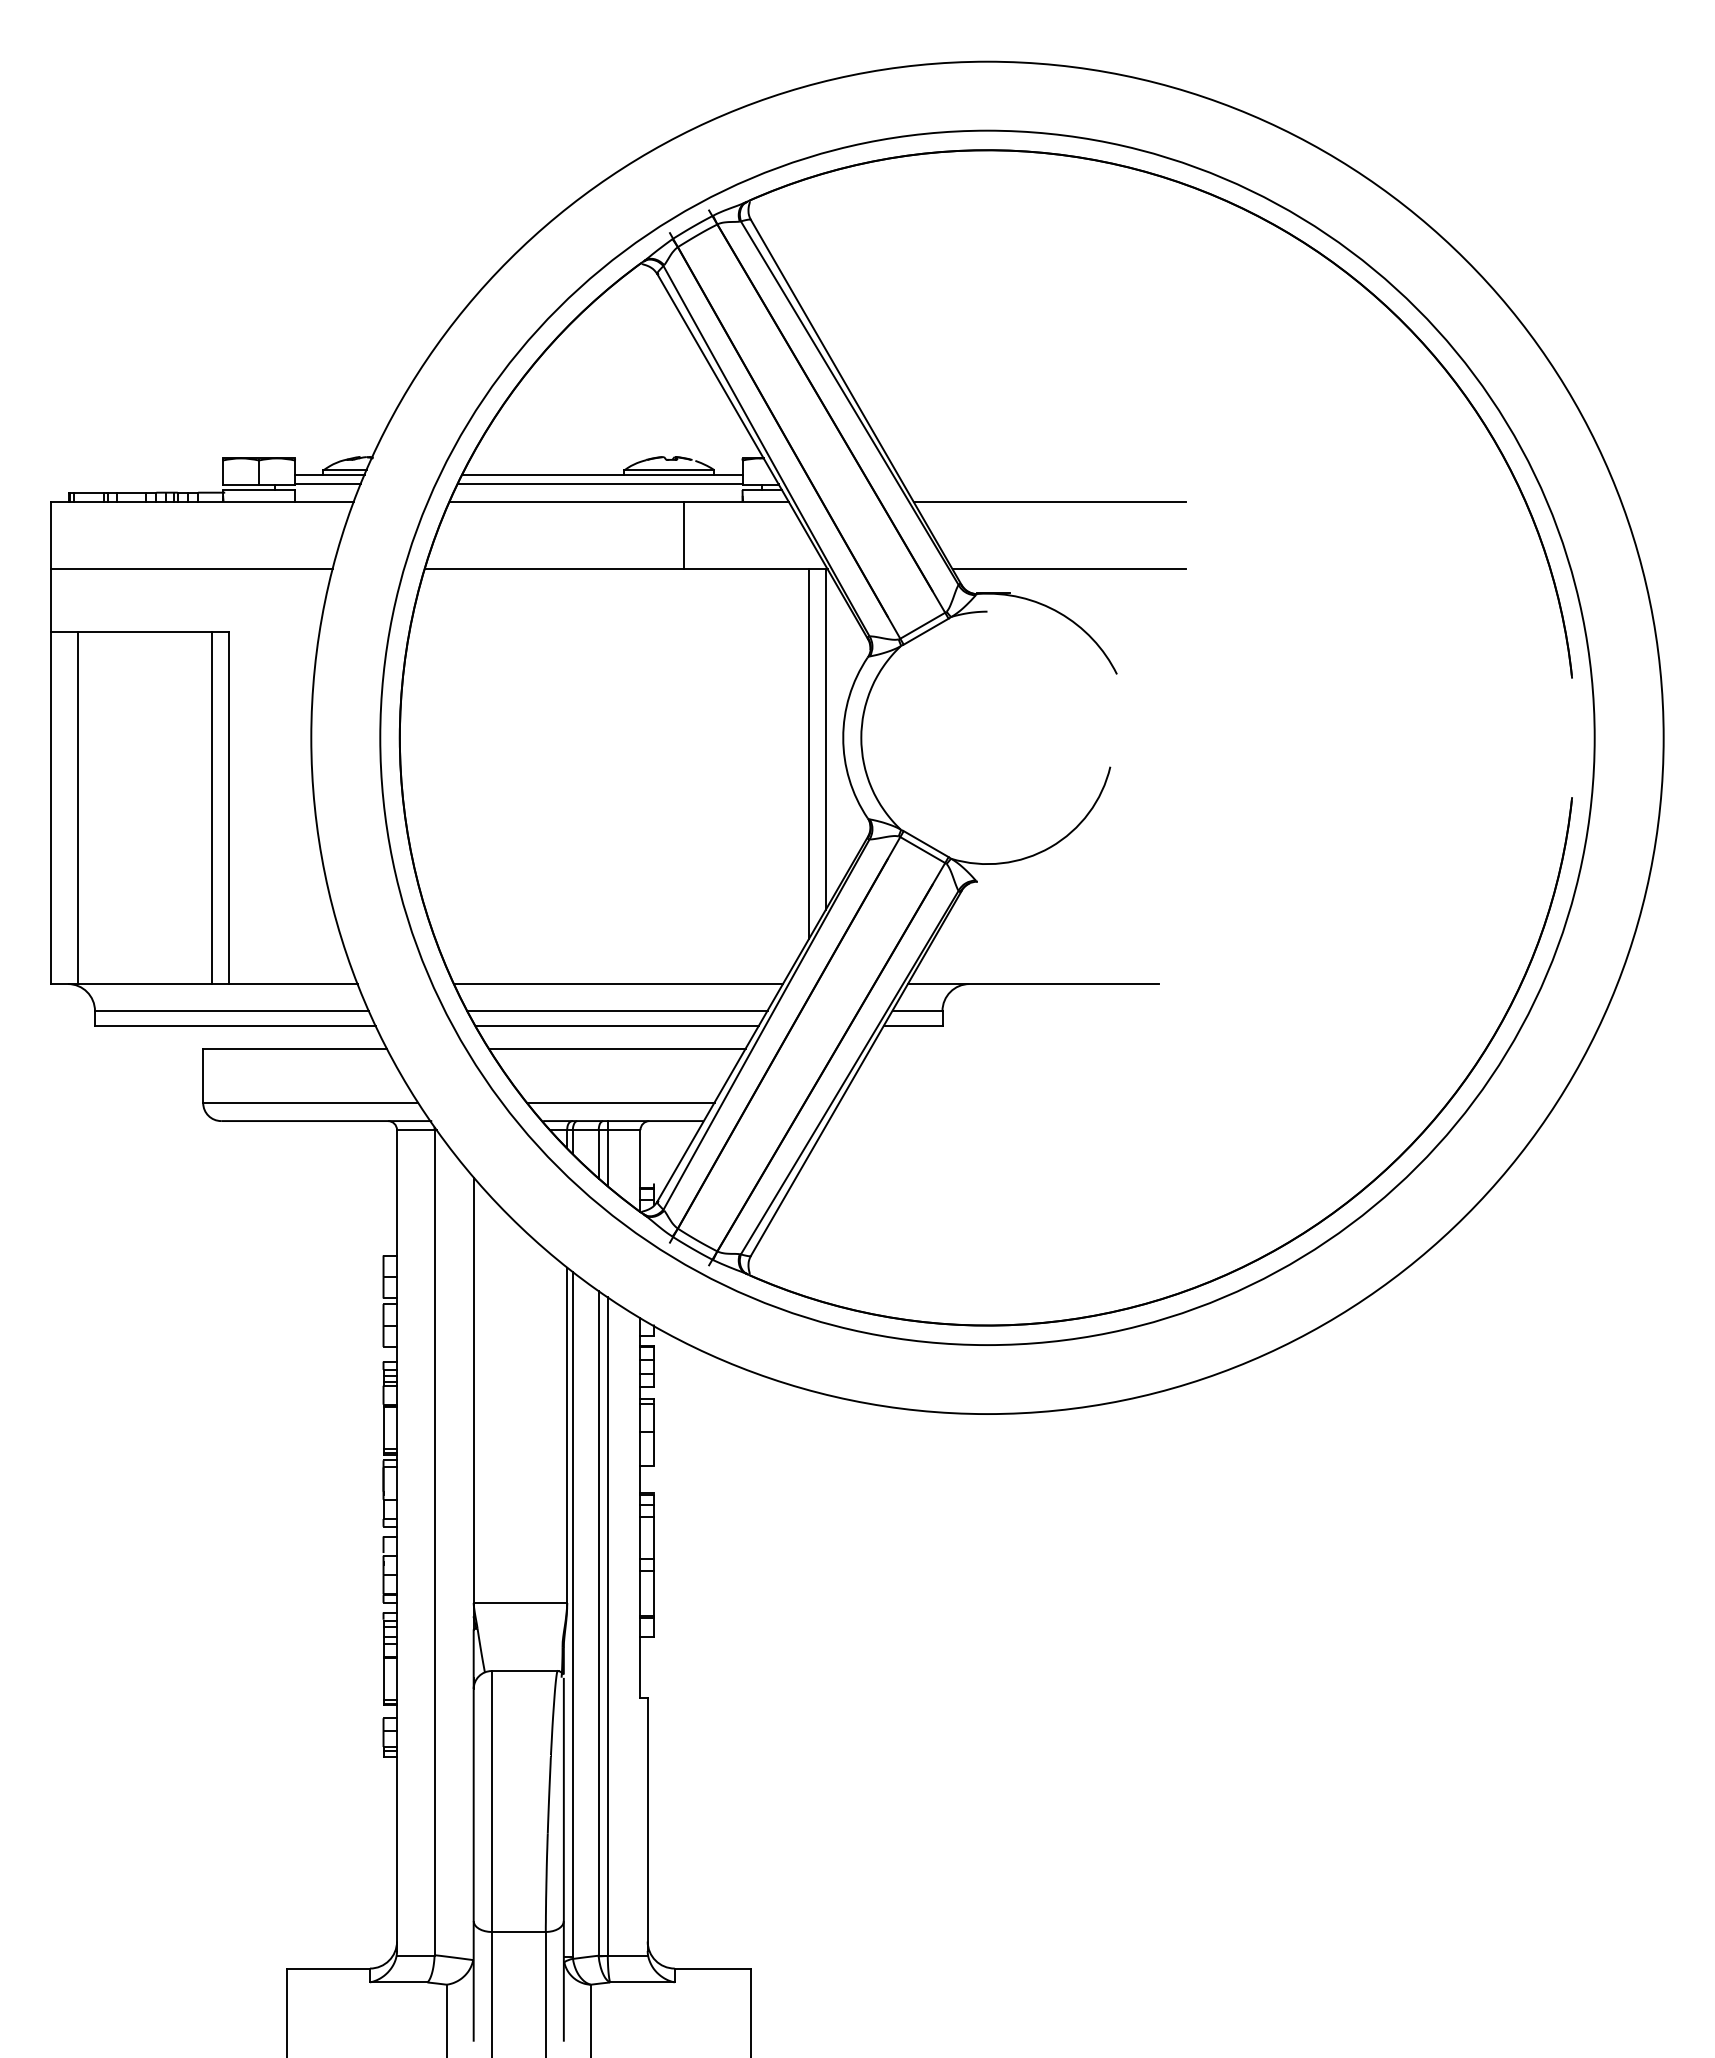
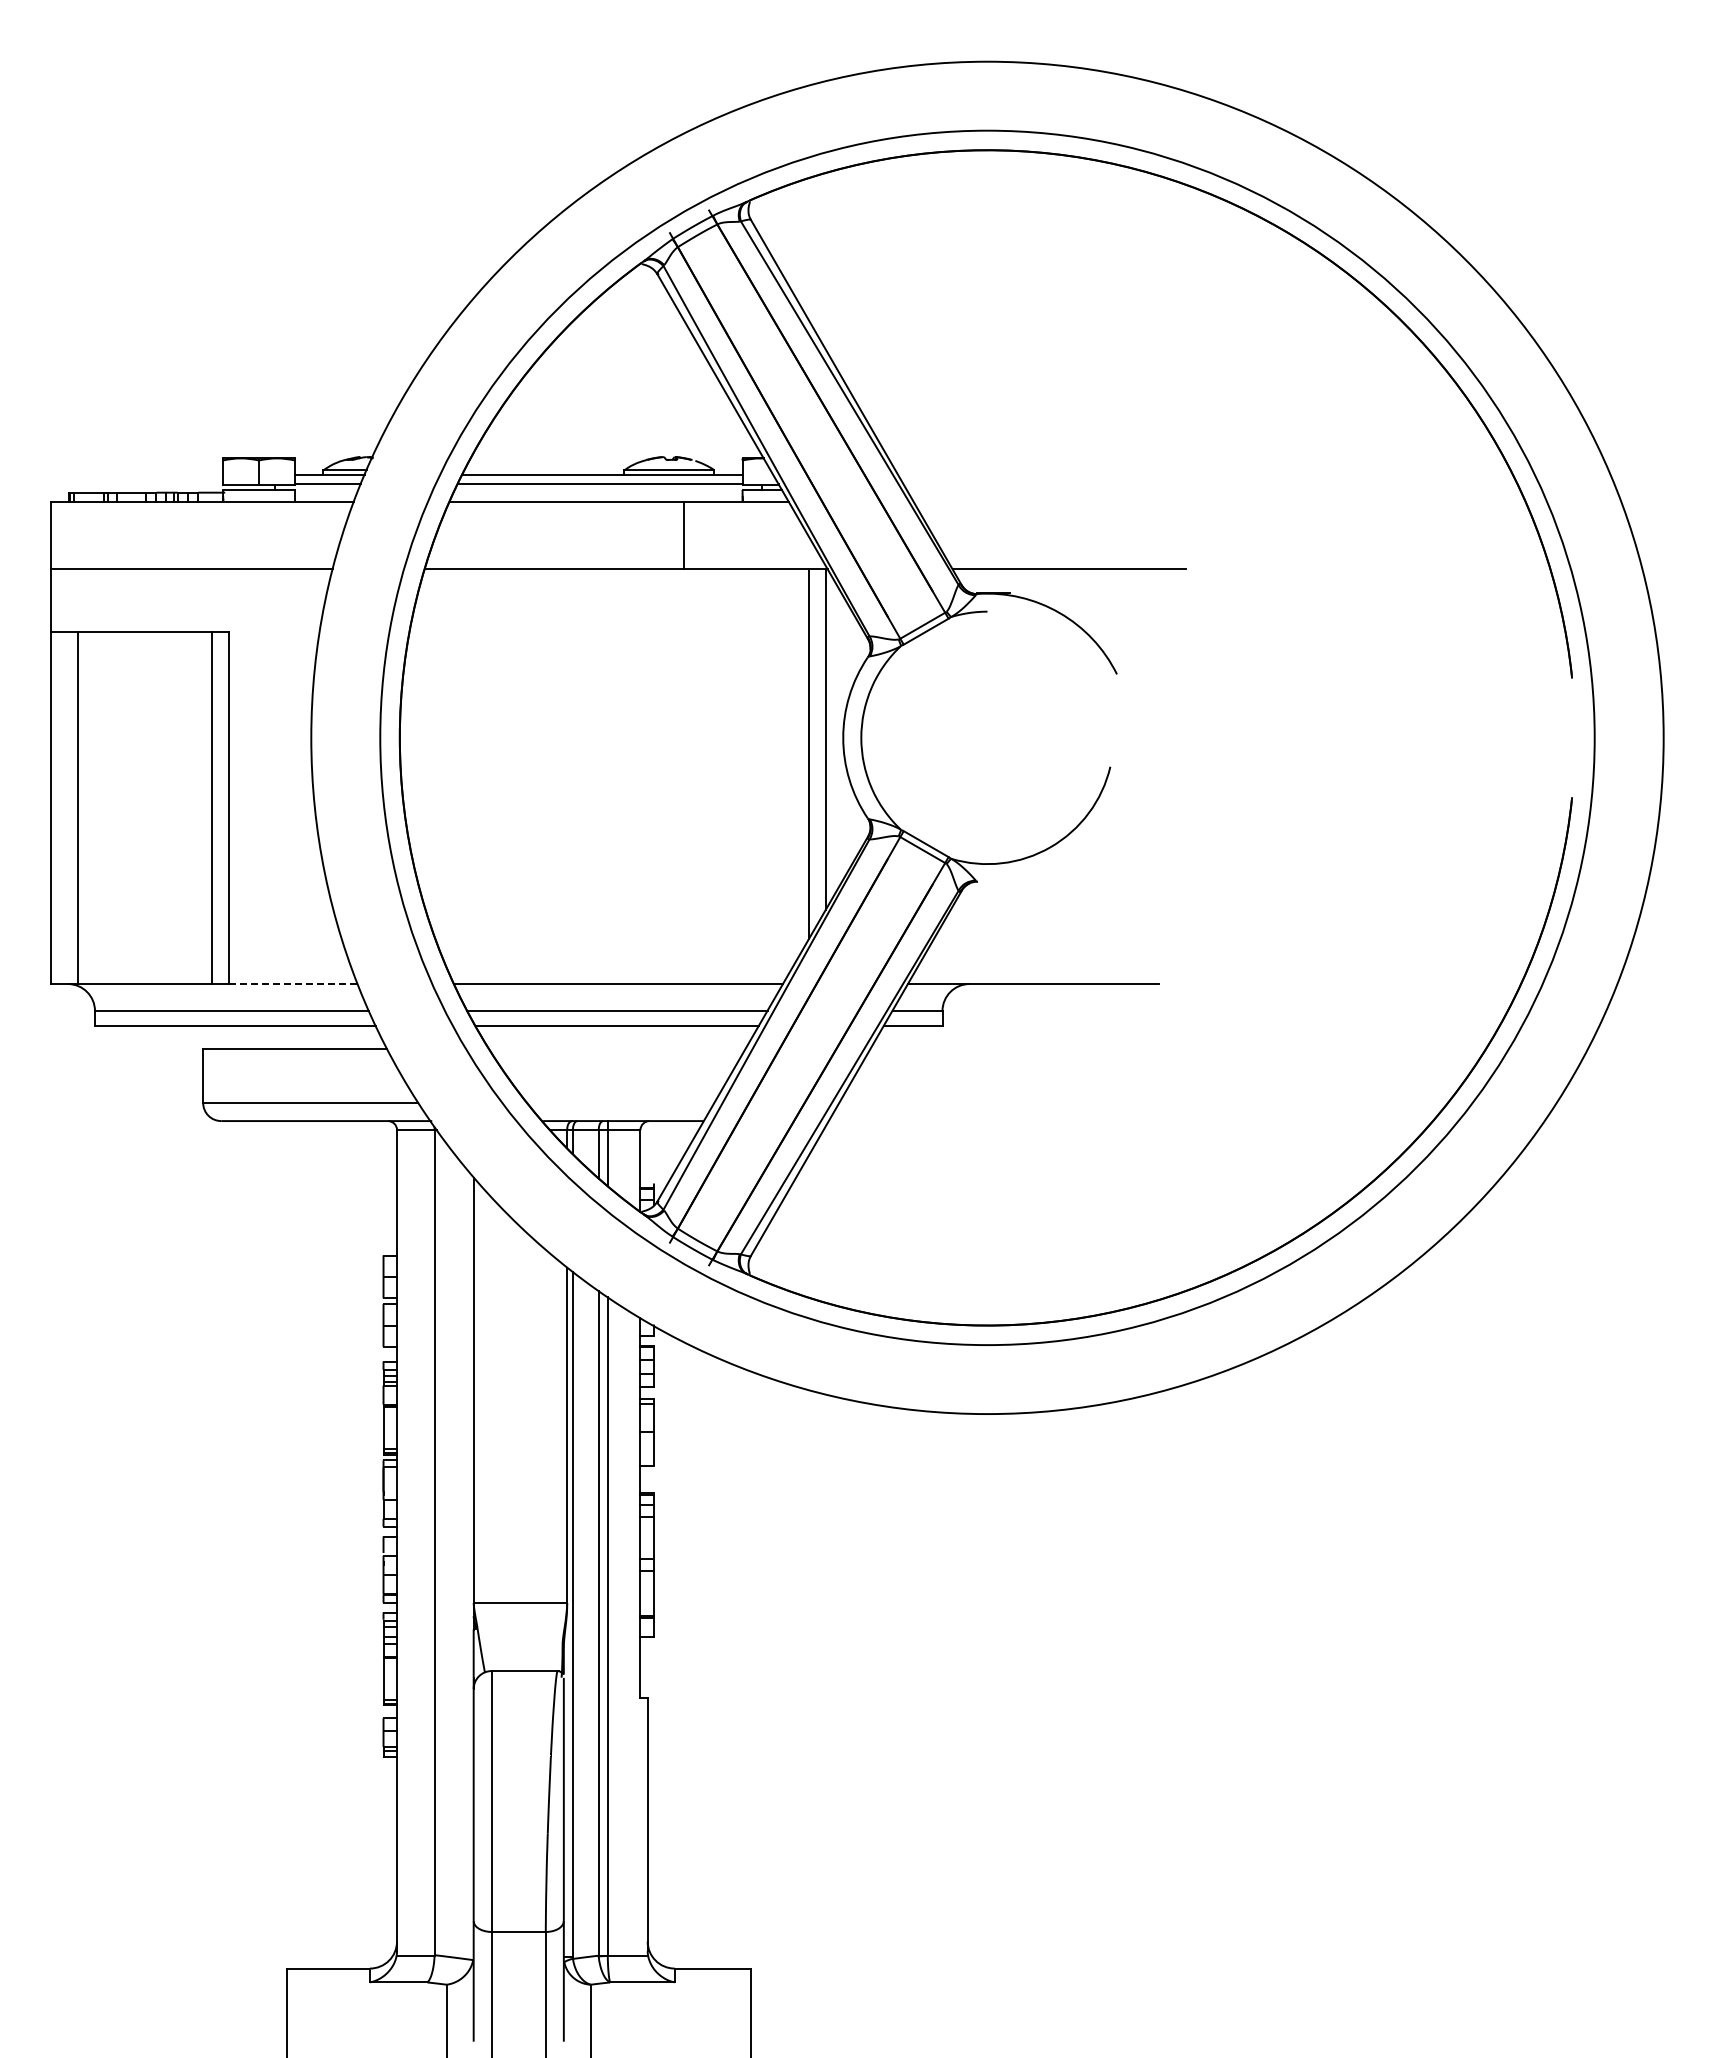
line: present -> none (1049, 501)
line: solid -> dashed (293, 984)
line: present -> none (617, 1048)
line: present -> none (621, 1103)
